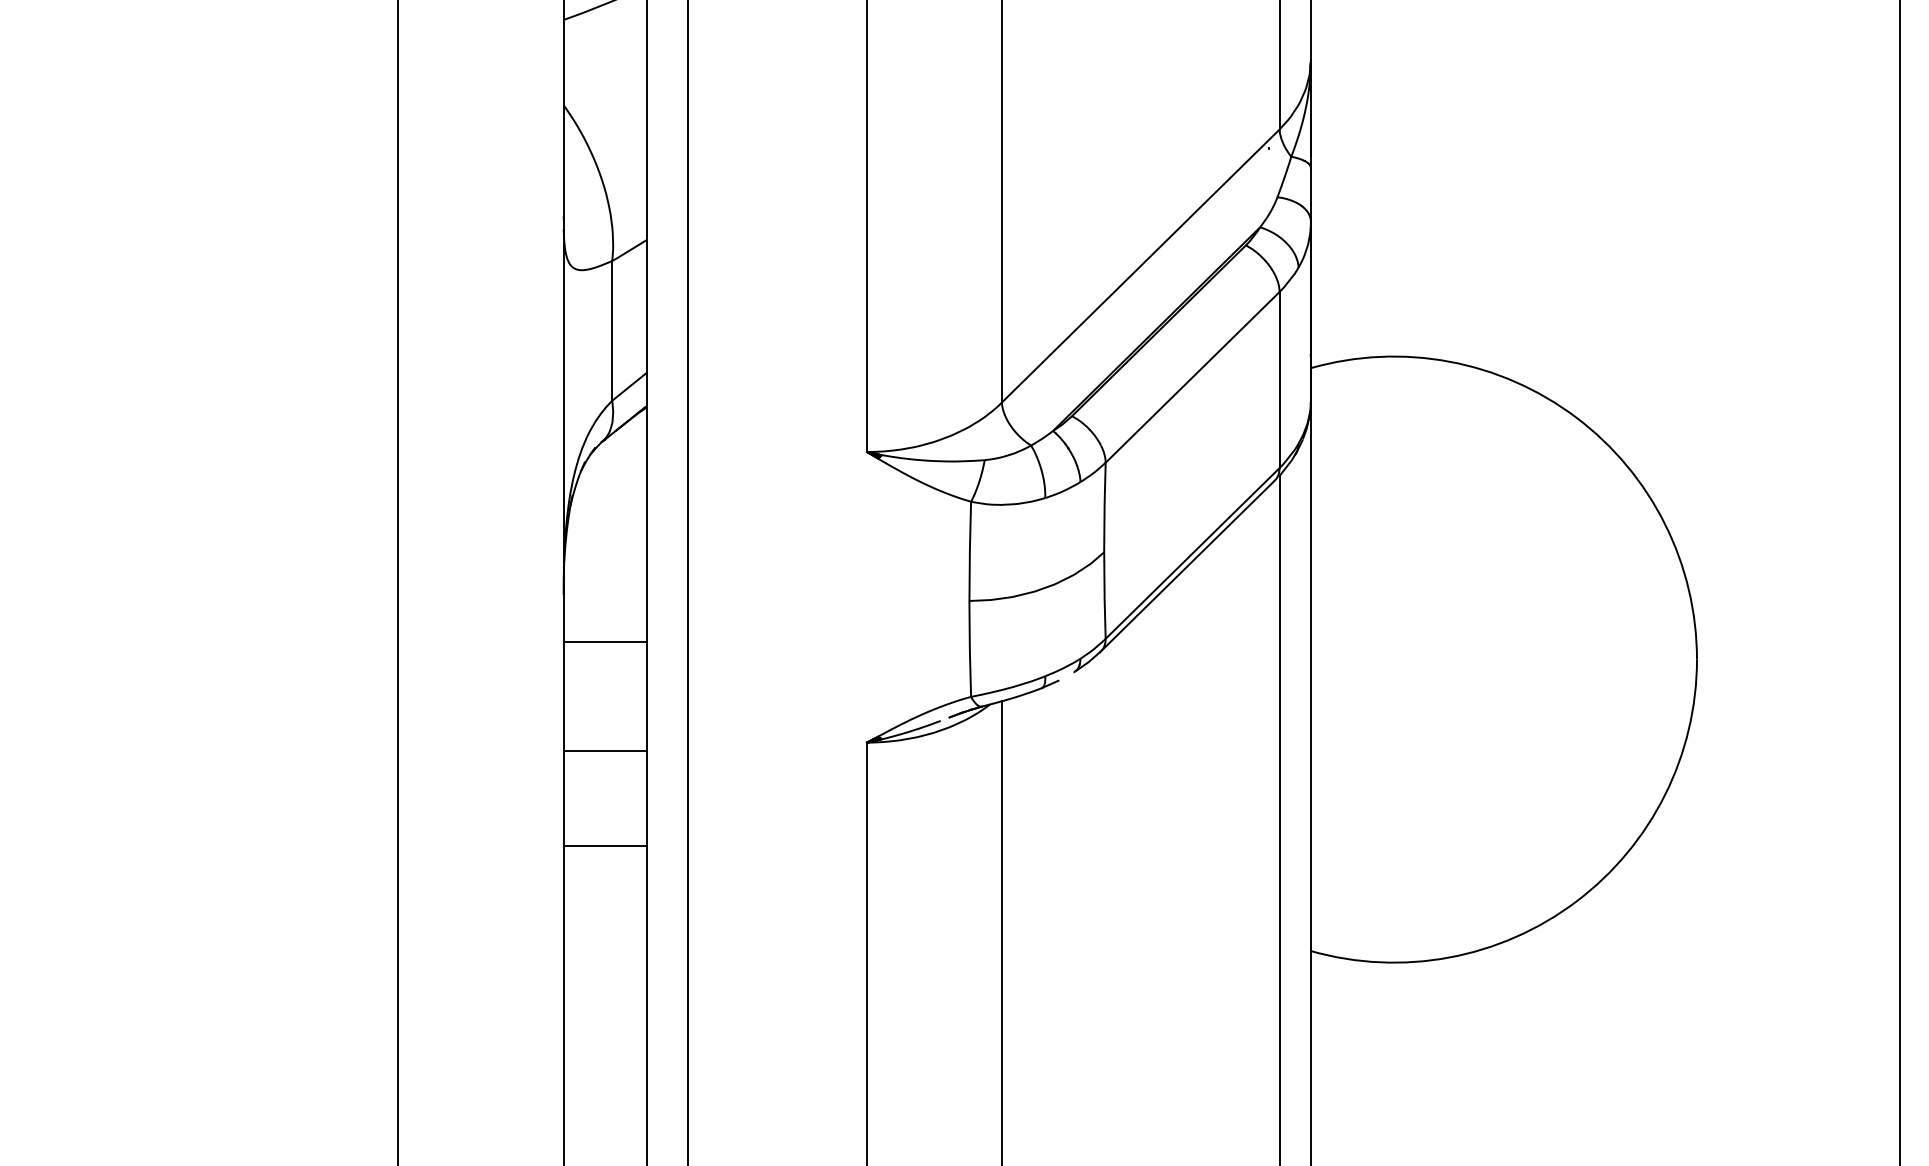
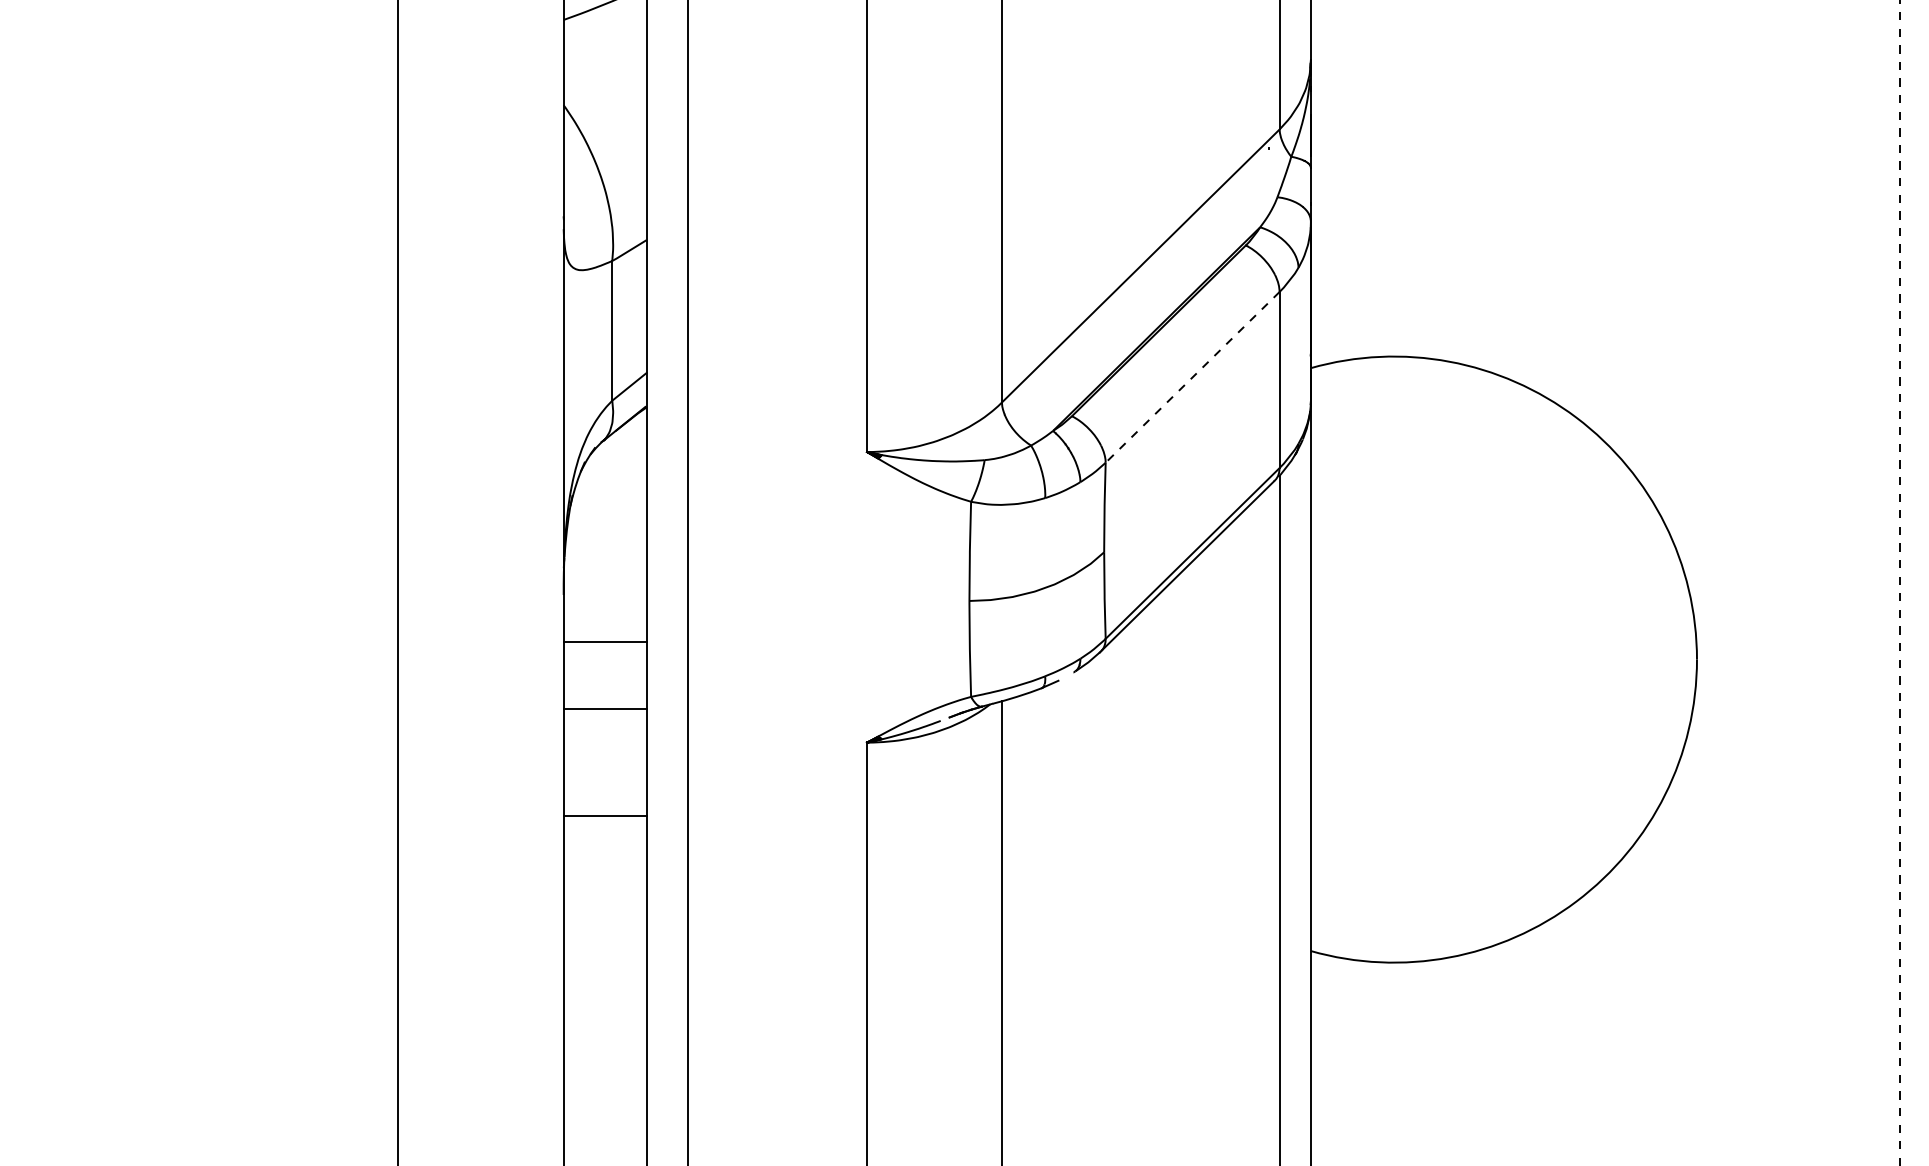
line: solid -> dashed (1192, 377)
line: solid -> dashed (1900, 582)
line position: (604, 751) -> (604, 709) (604, 709)
line position: (604, 845) -> (604, 815) (604, 815)
